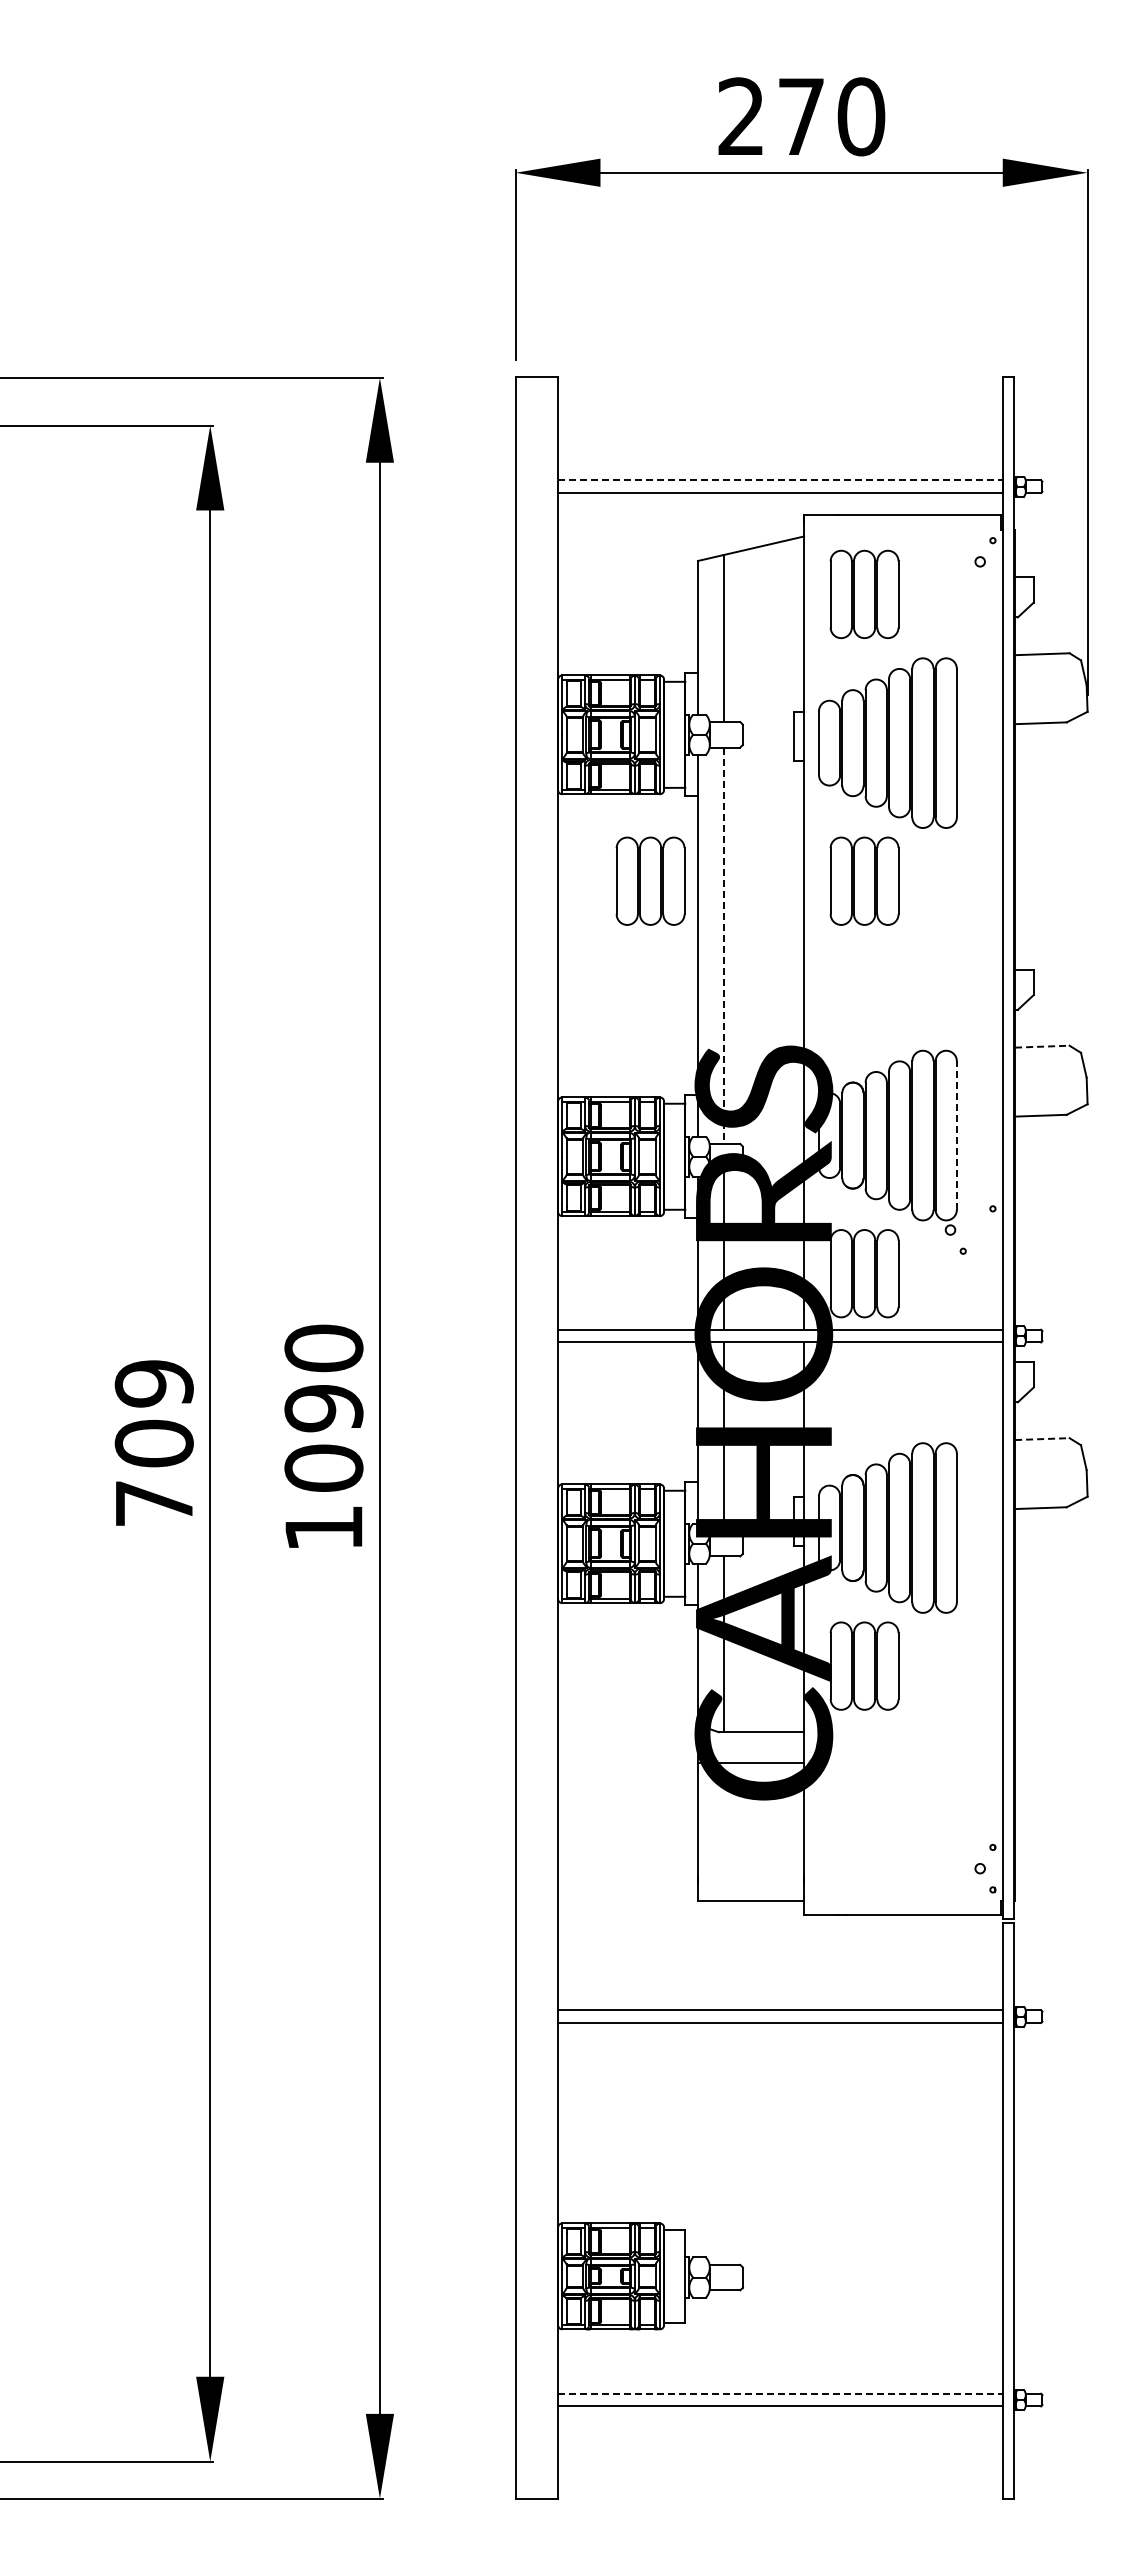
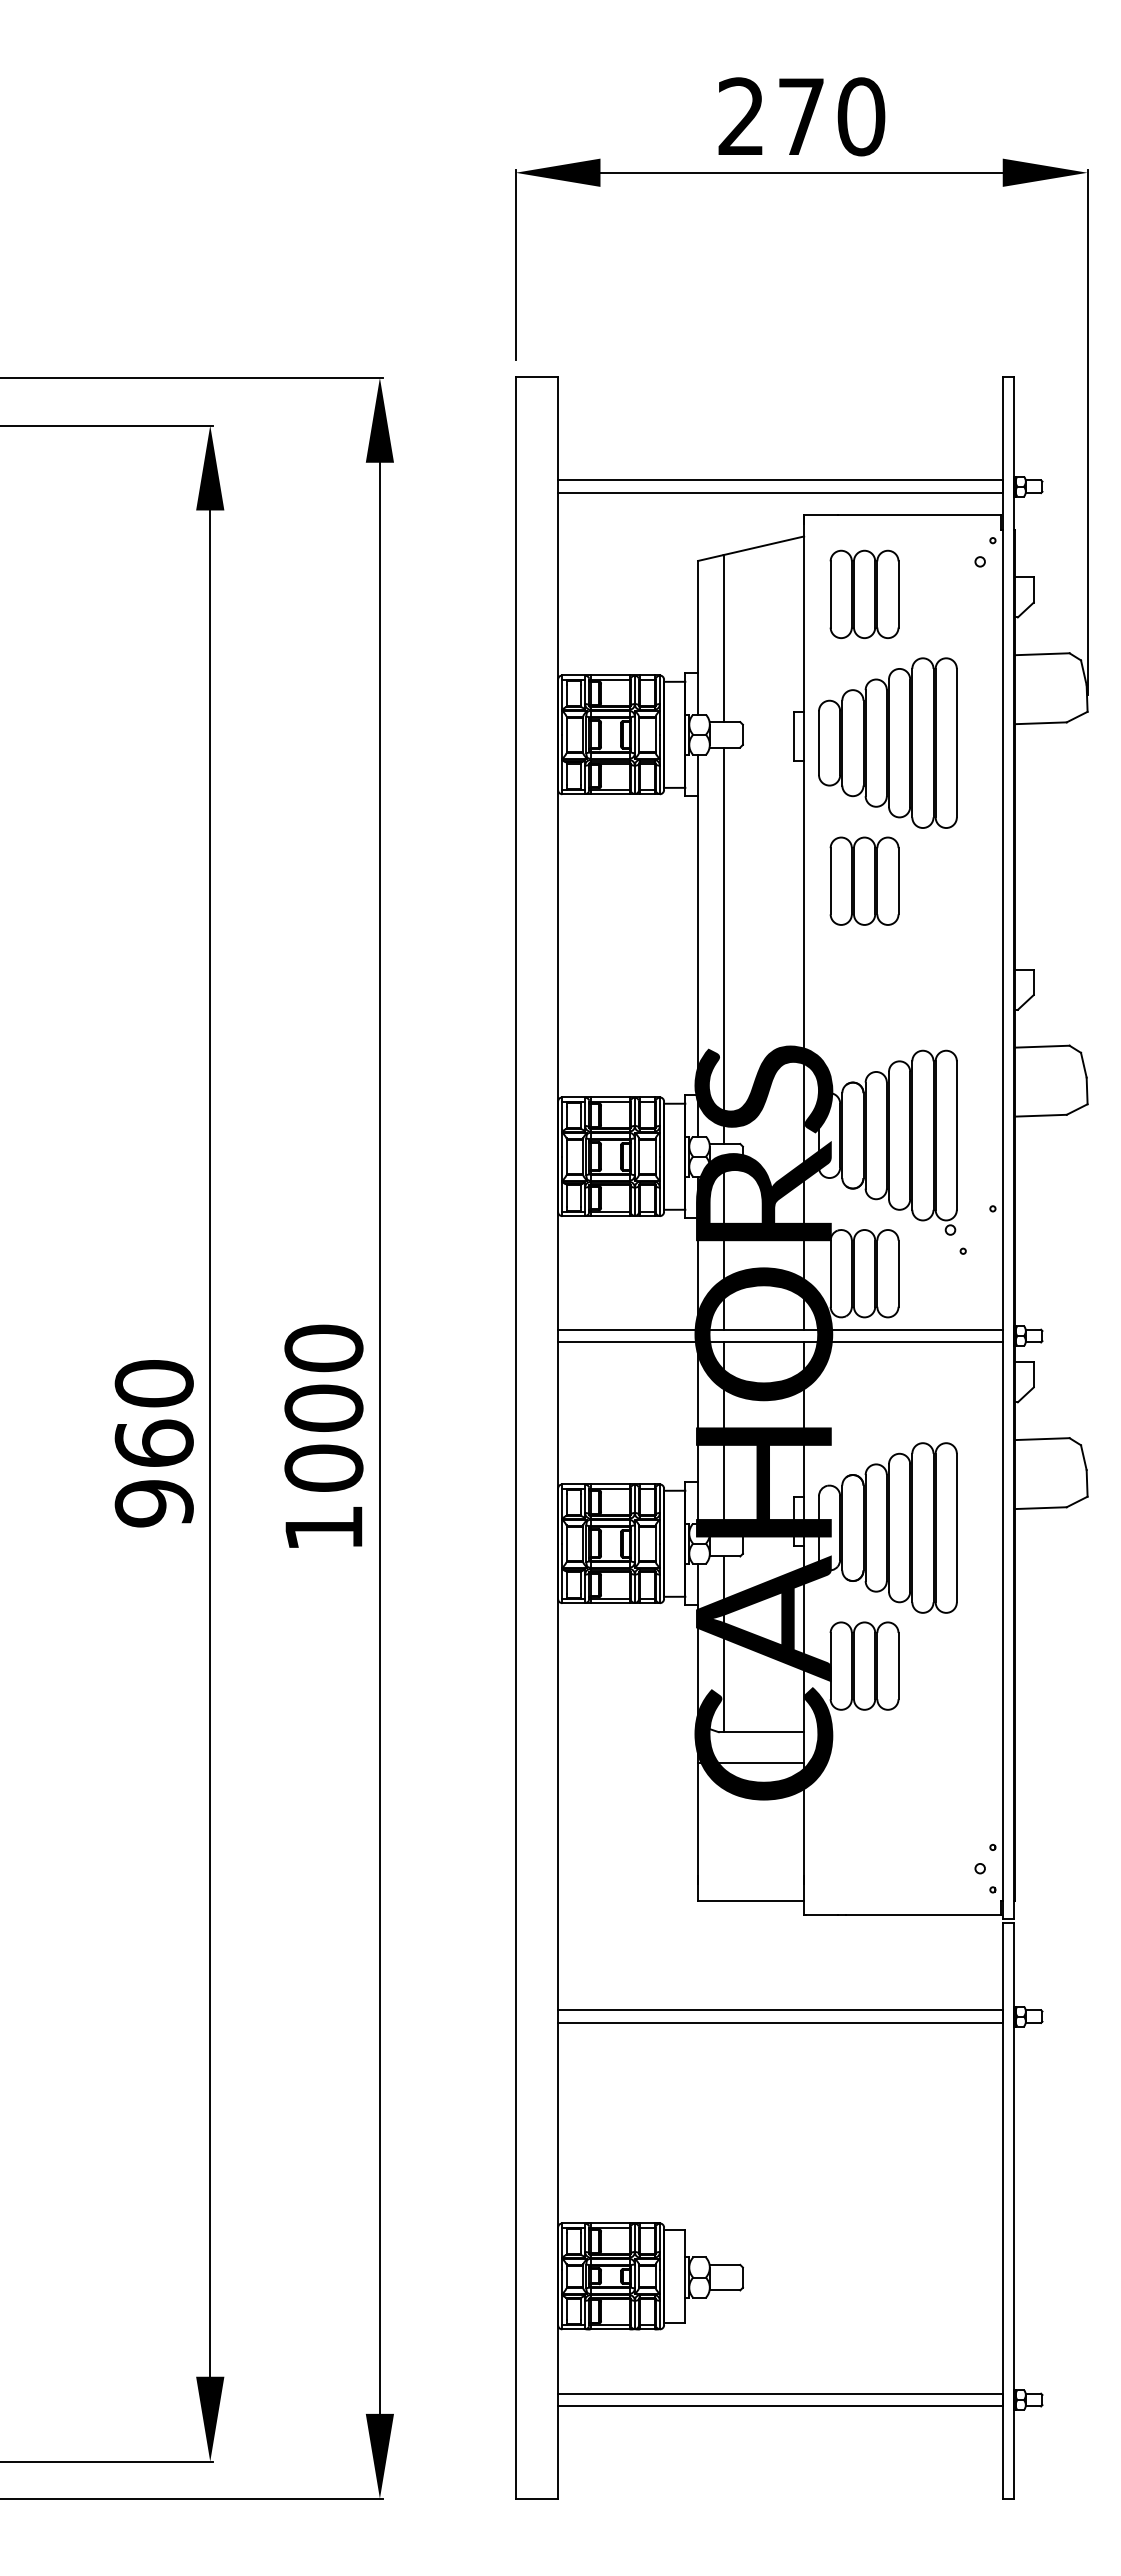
line: dashed -> solid (780, 480)
part: present -> none (650, 880)
line: dashed -> solid (723, 946)
line: dashed -> solid (1042, 1046)
line: dashed -> solid (956, 1135)
text: 1090 -> 1000 (323, 1408)
line: dashed -> solid (1042, 1439)
text: 709 -> 960 (153, 1443)
line: dashed -> solid (780, 2393)
